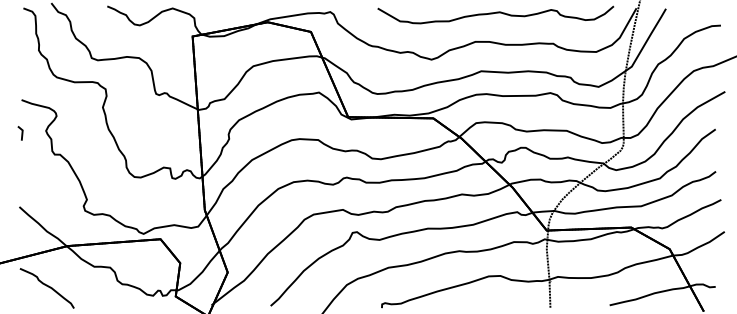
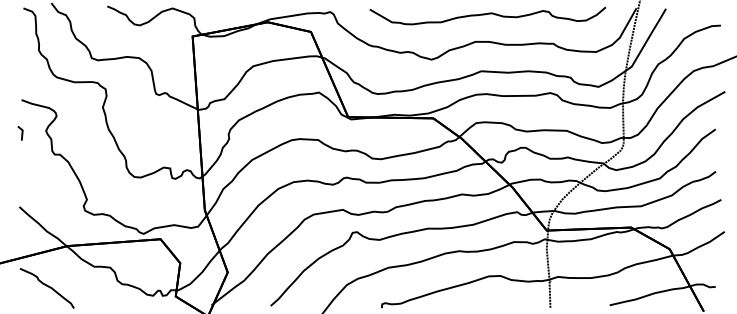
part position: (495, 14) -> (487, 15) (487, 15)
